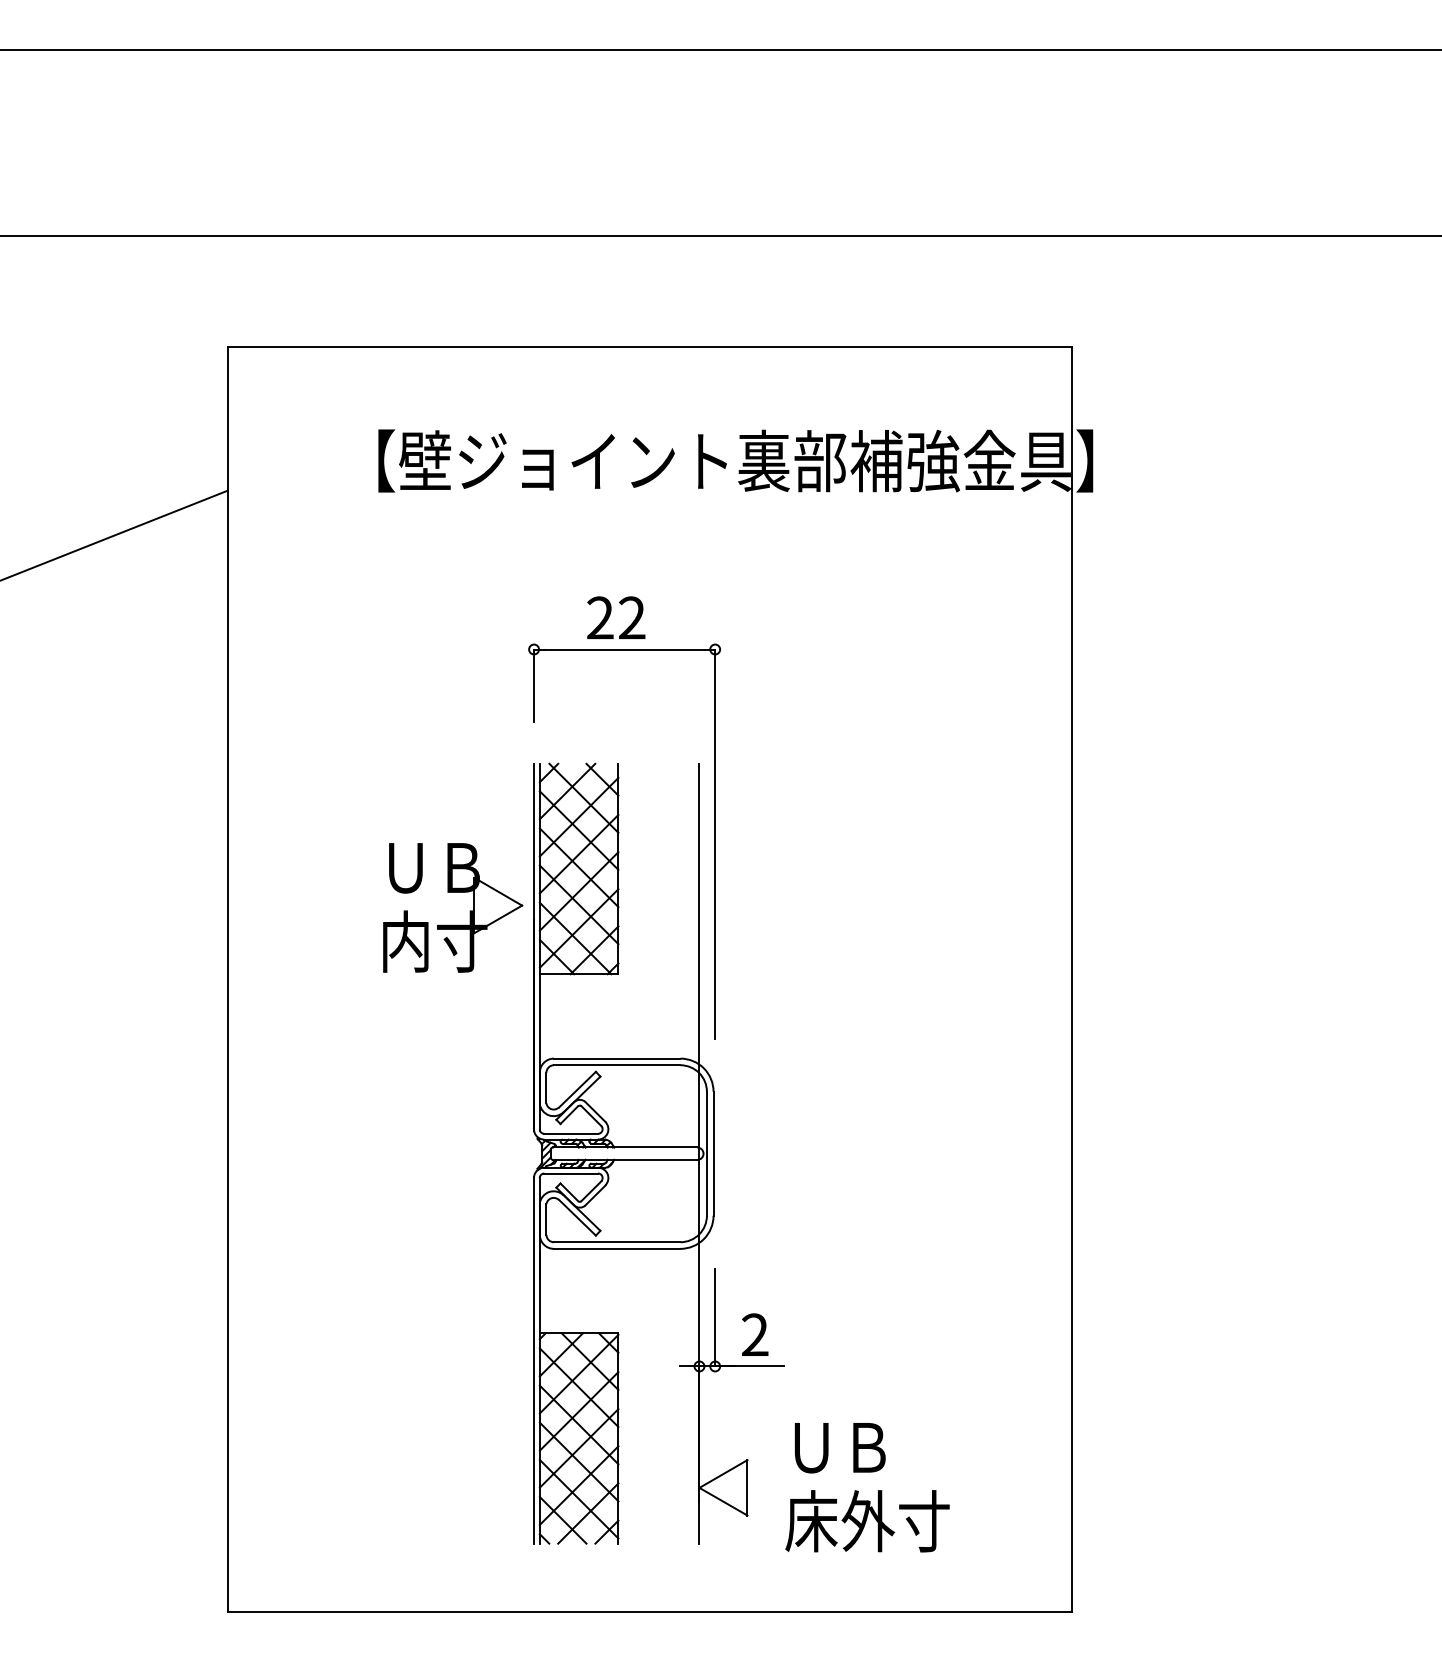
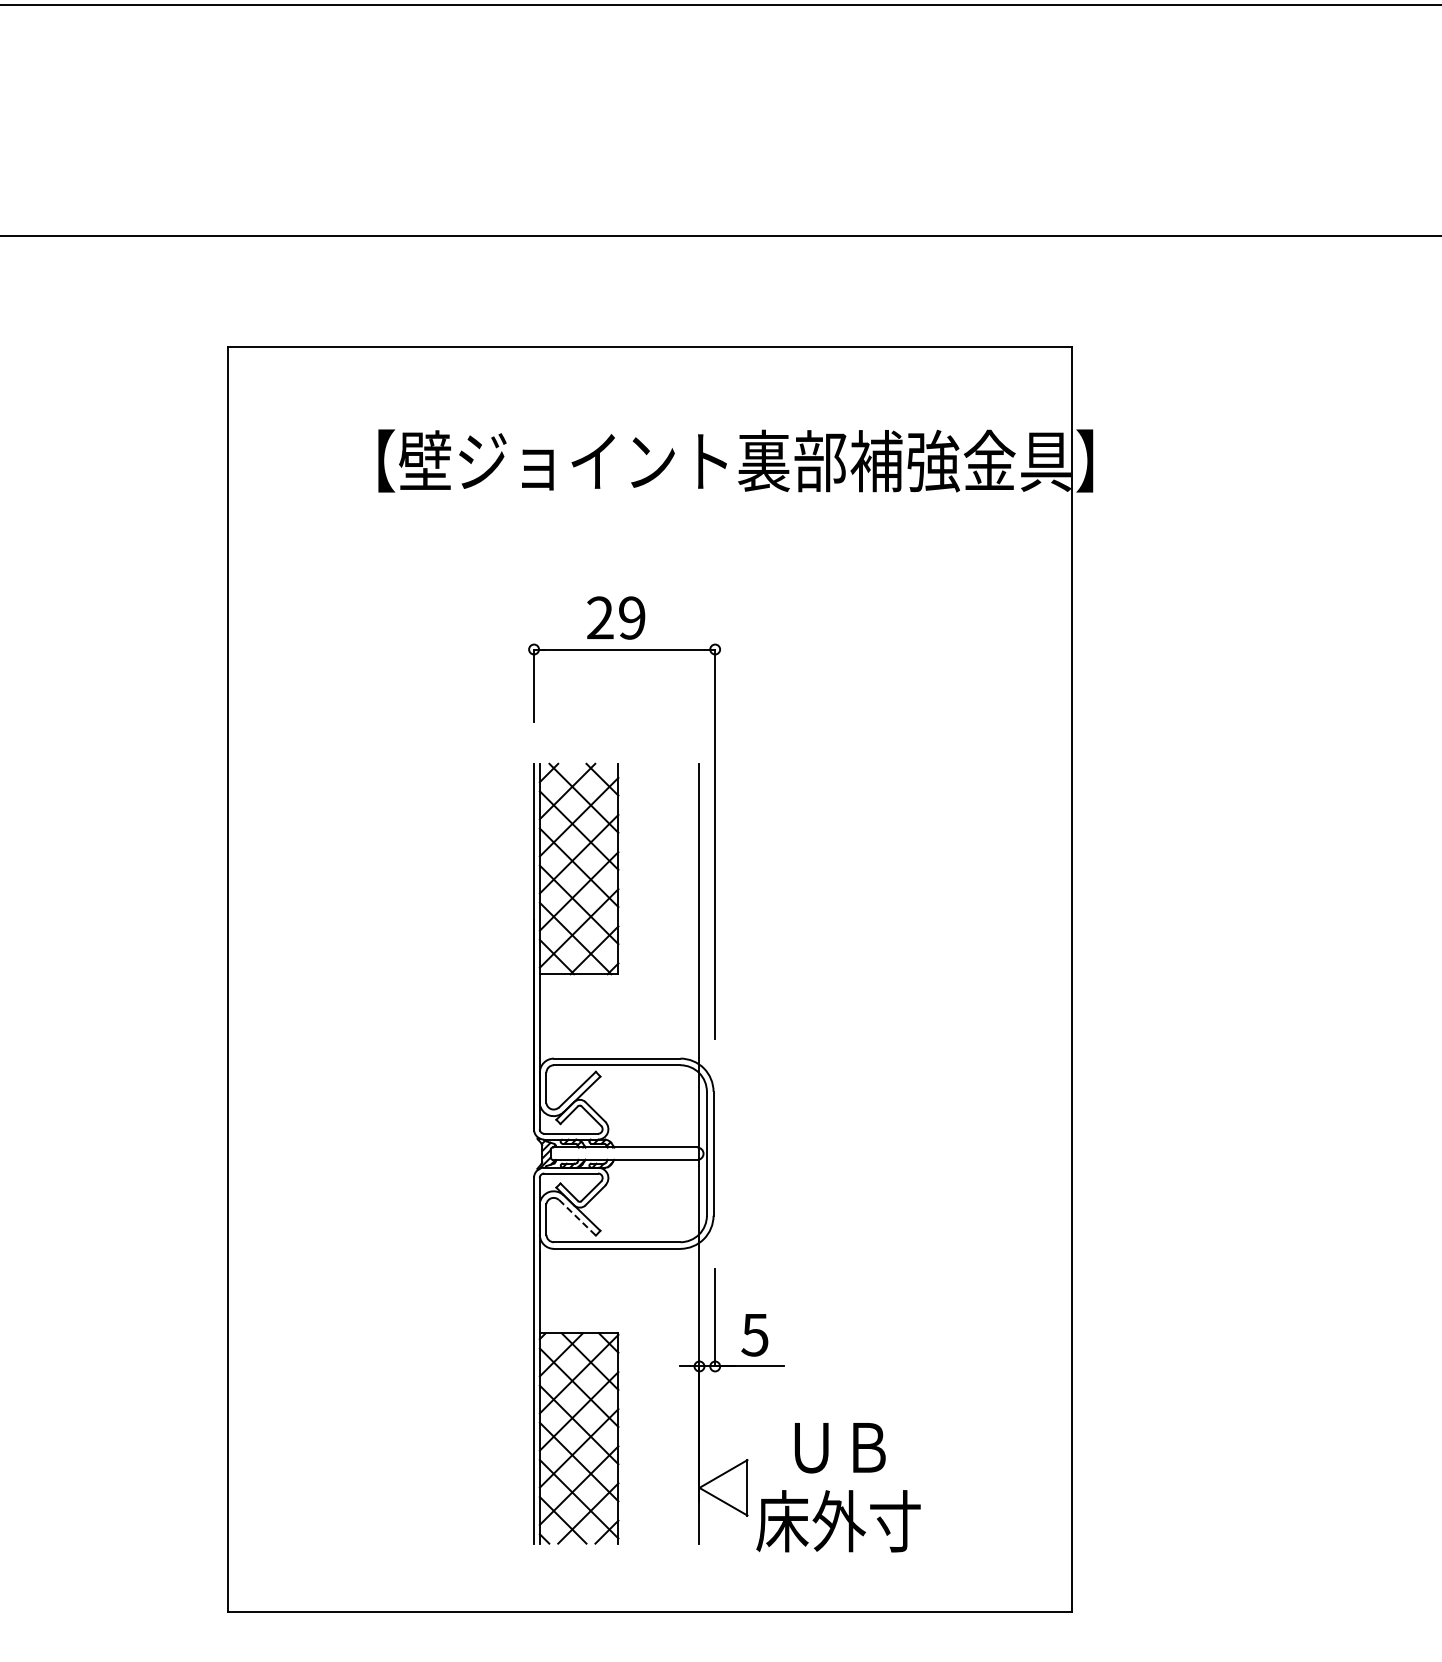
line position: (720, 49) -> (720, 4) (720, 4)
line: present -> none (114, 534)
text: 22 -> 29 (632, 617)
part: present -> none (453, 892)
line: solid -> dashed (577, 1217)
text: 2 -> 5 (754, 1334)
text position: (867, 1521) -> (838, 1521) (838, 1521)
